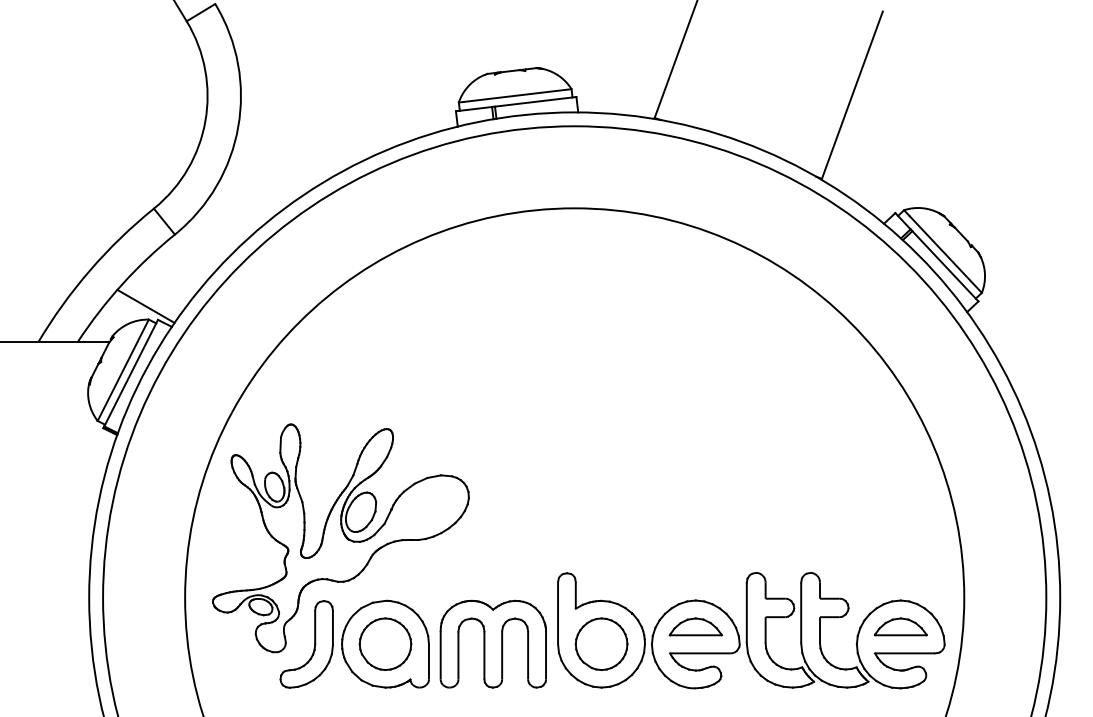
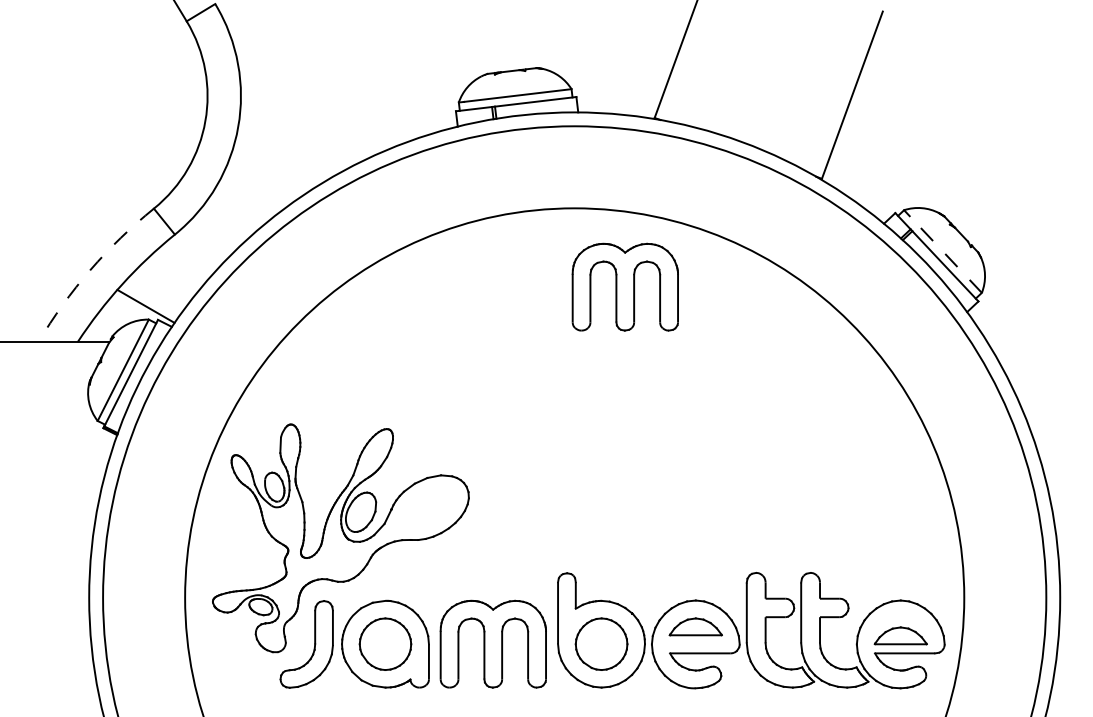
line: solid -> dashed (945, 254)
arc: solid -> dashed (90, 270)
part: none -> present (624, 286)
part position: (900, 626) -> (900, 635) (900, 635)
